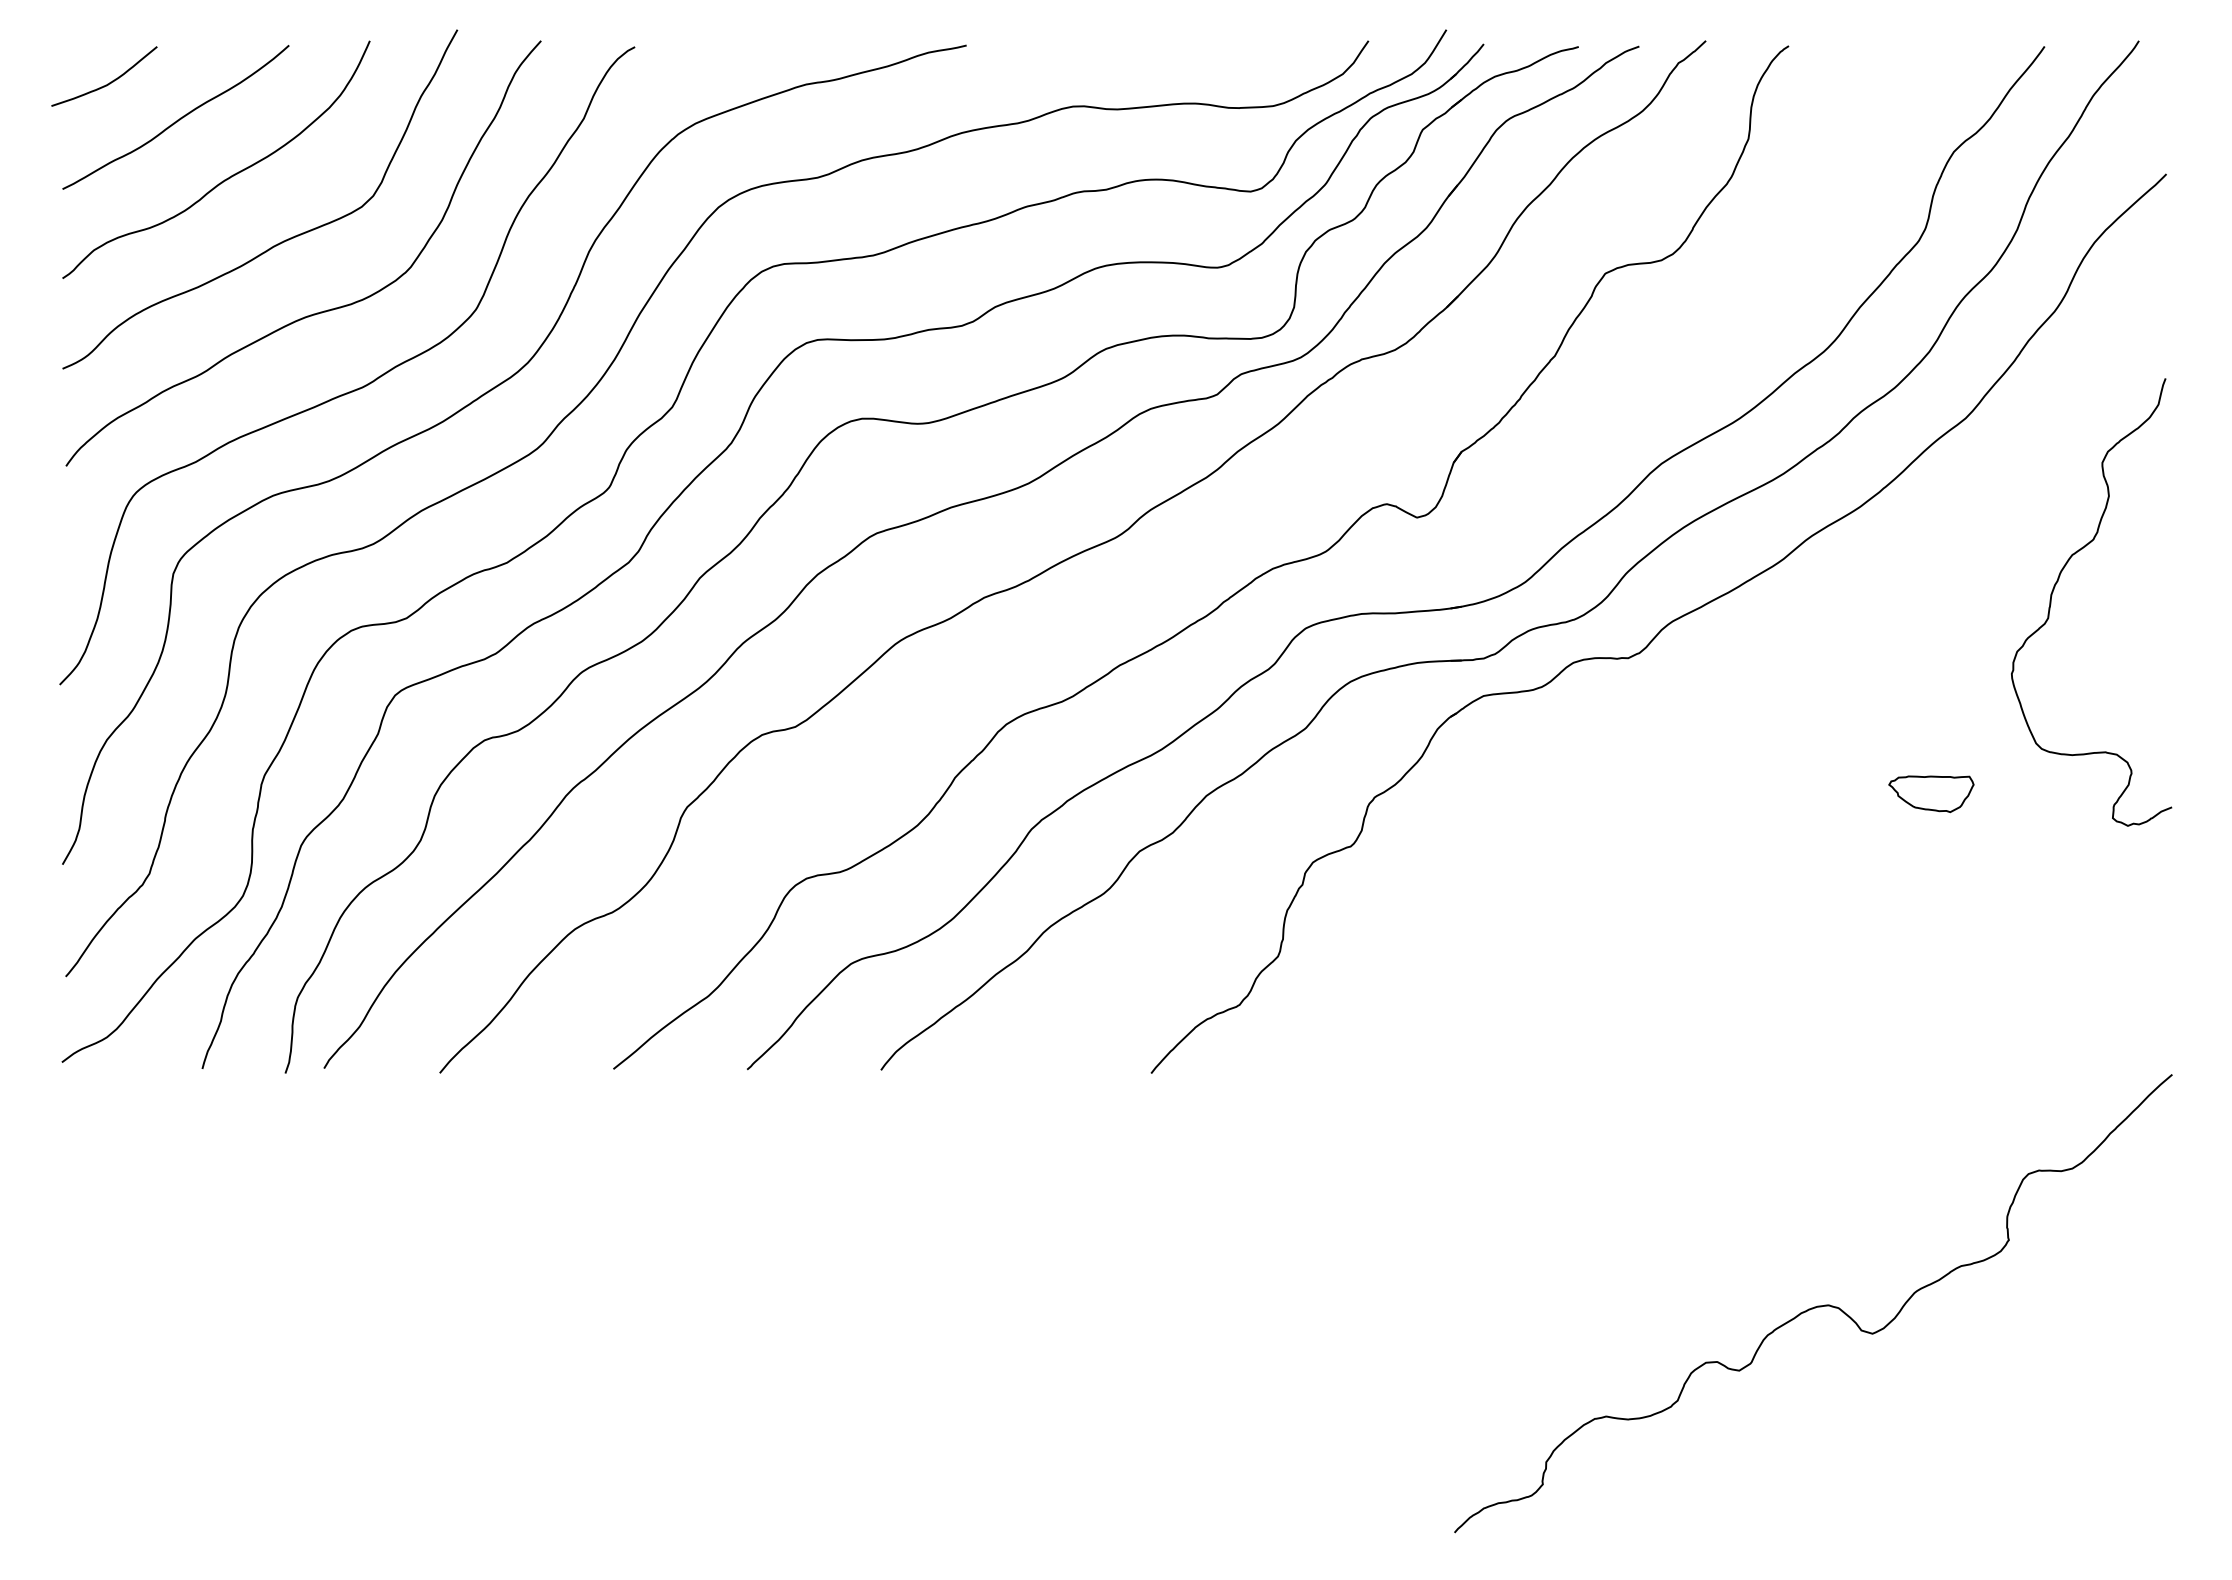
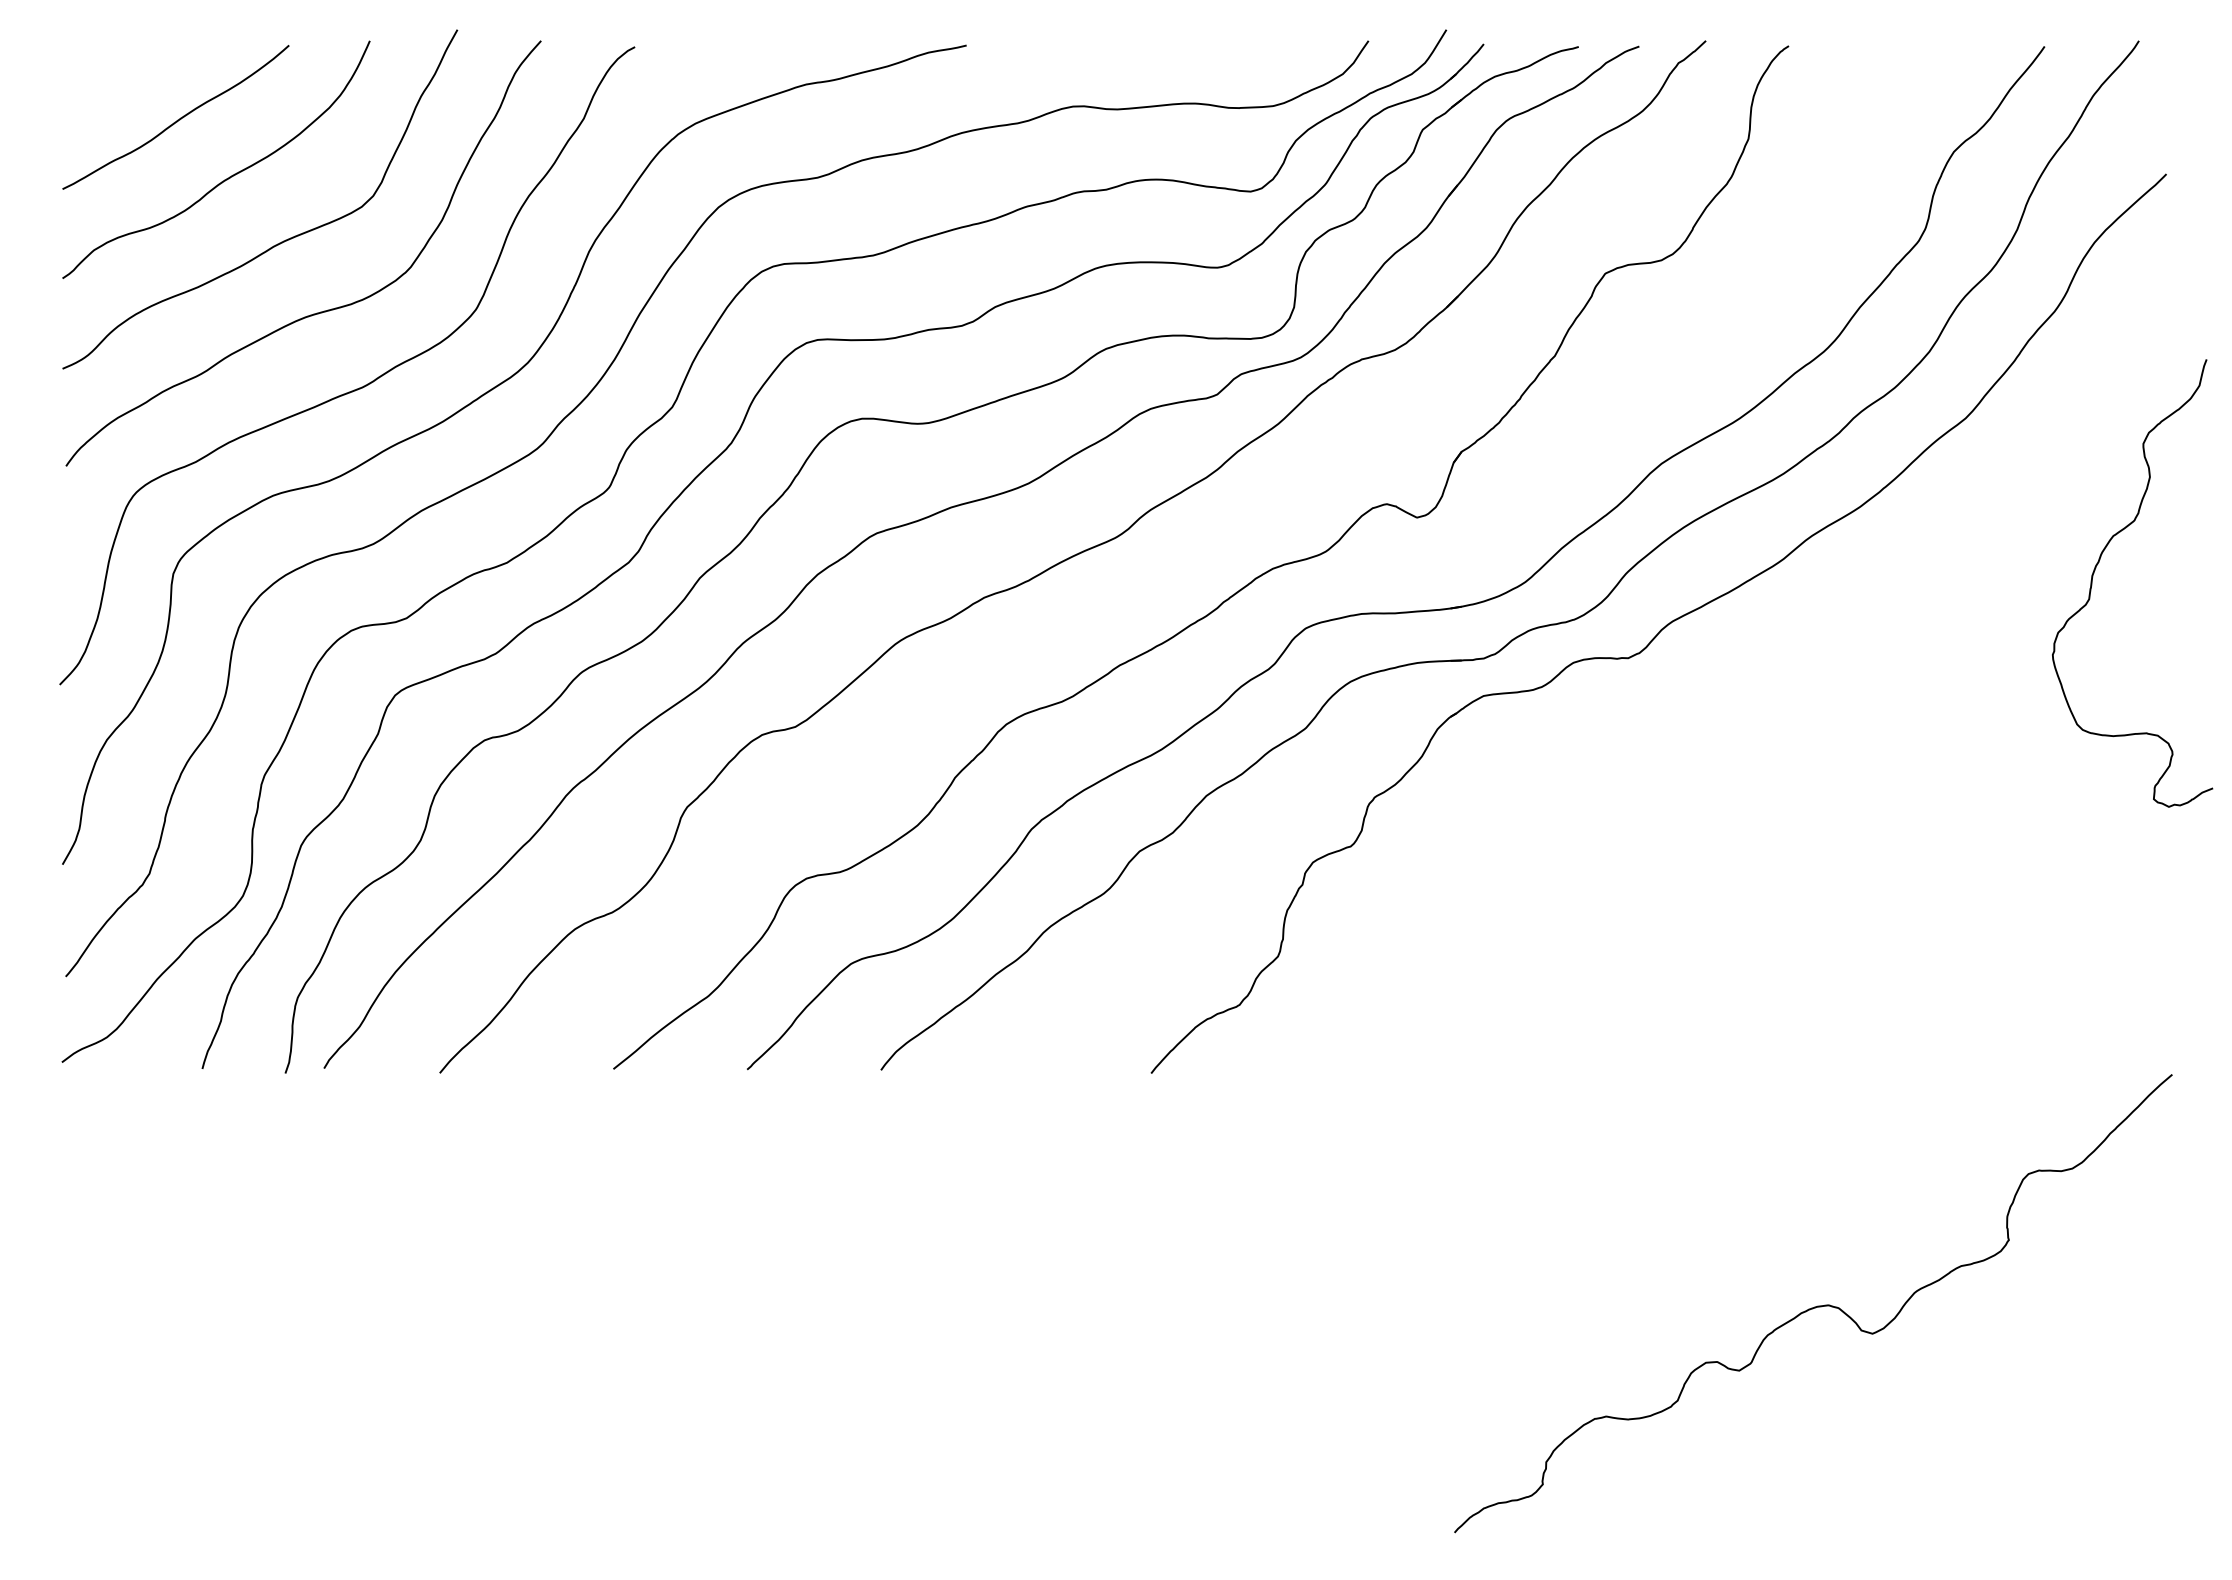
curve: present -> none (107, 83)
curve position: (2057, 583) -> (2098, 564) (2098, 564)
part: present -> none (1931, 794)
